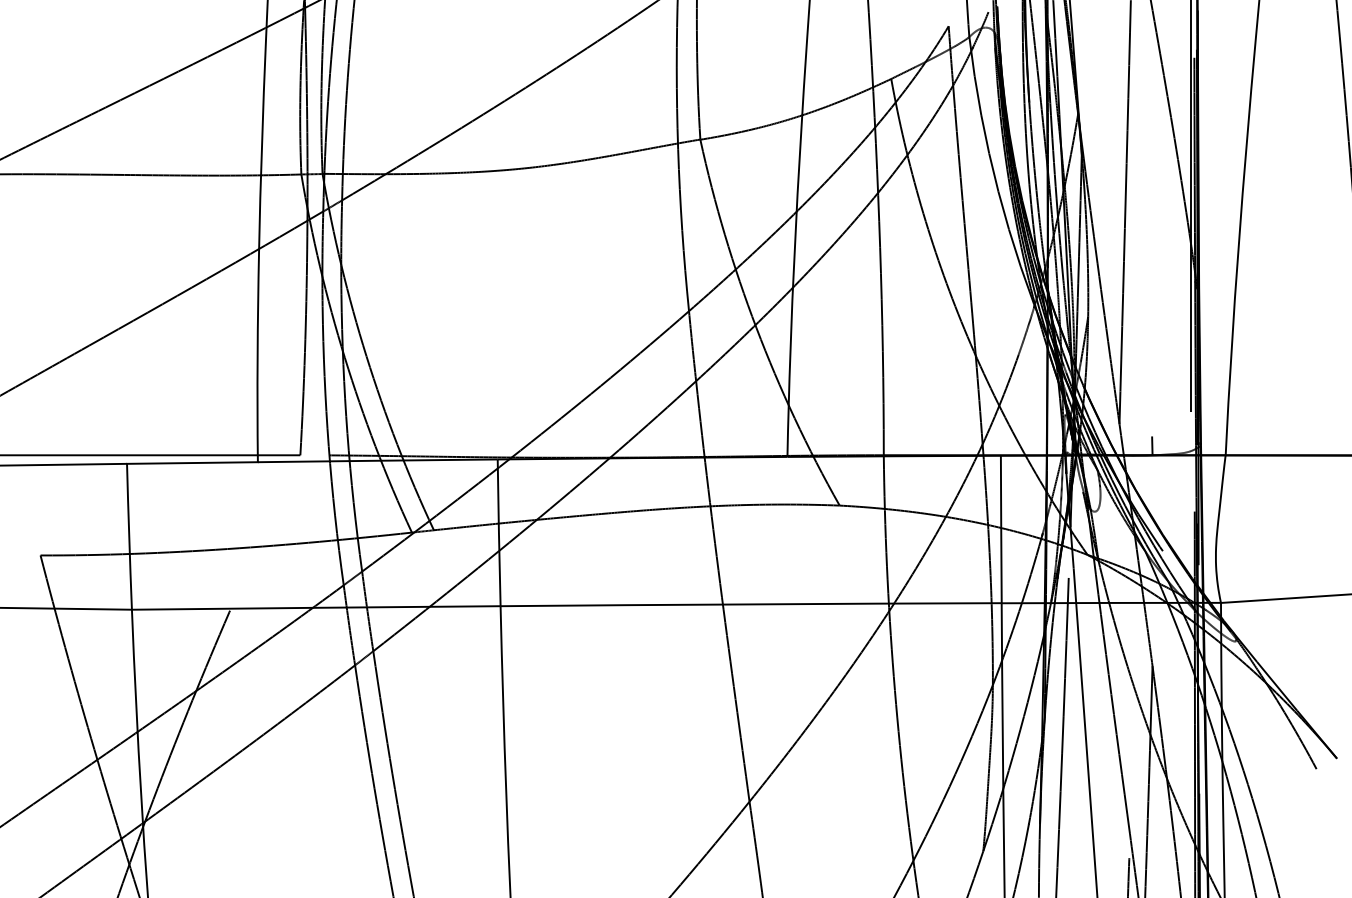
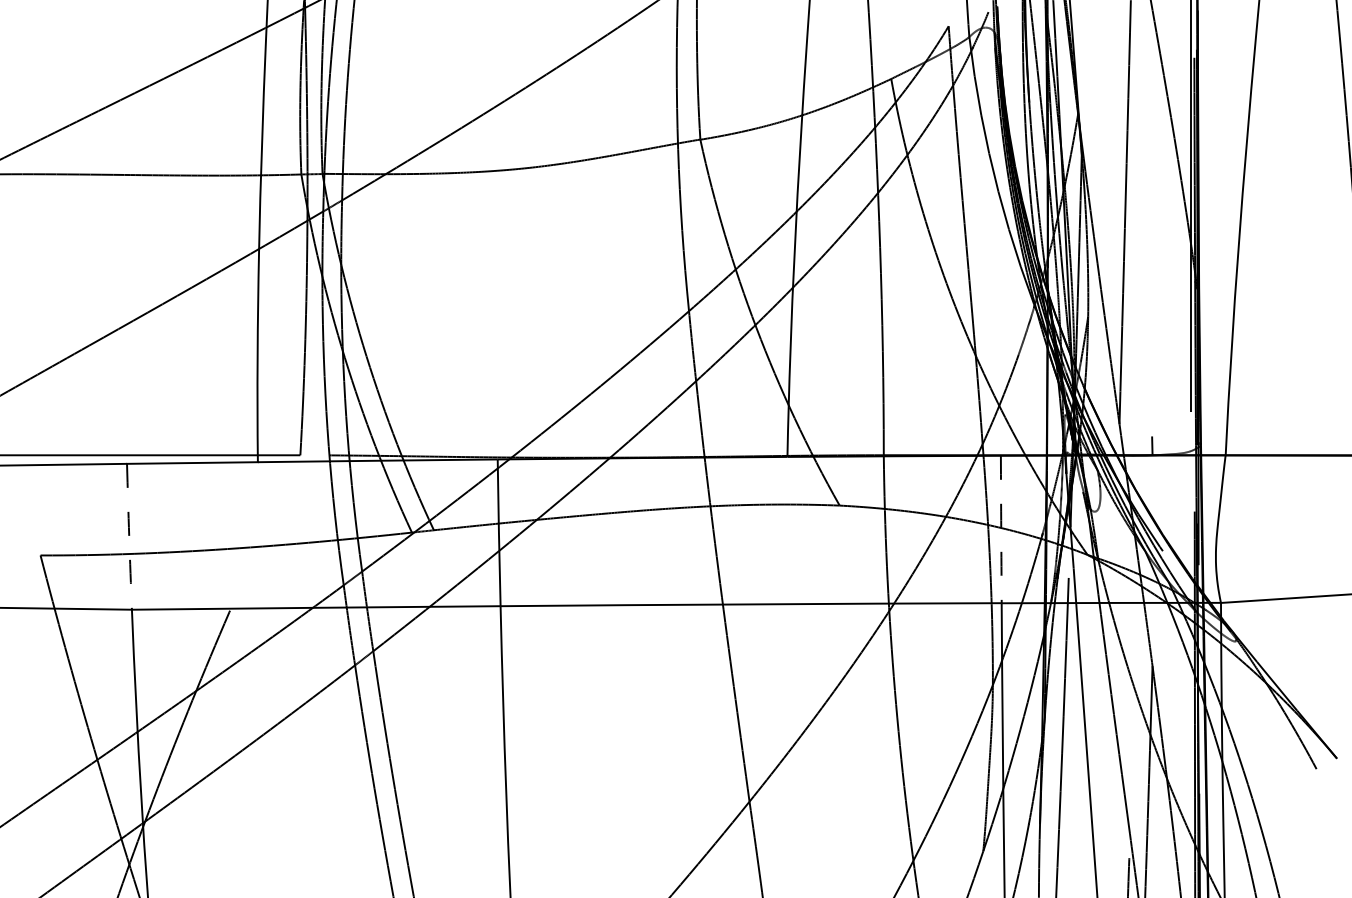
arc: solid -> dashed (1001, 529)
arc: solid -> dashed (129, 536)
